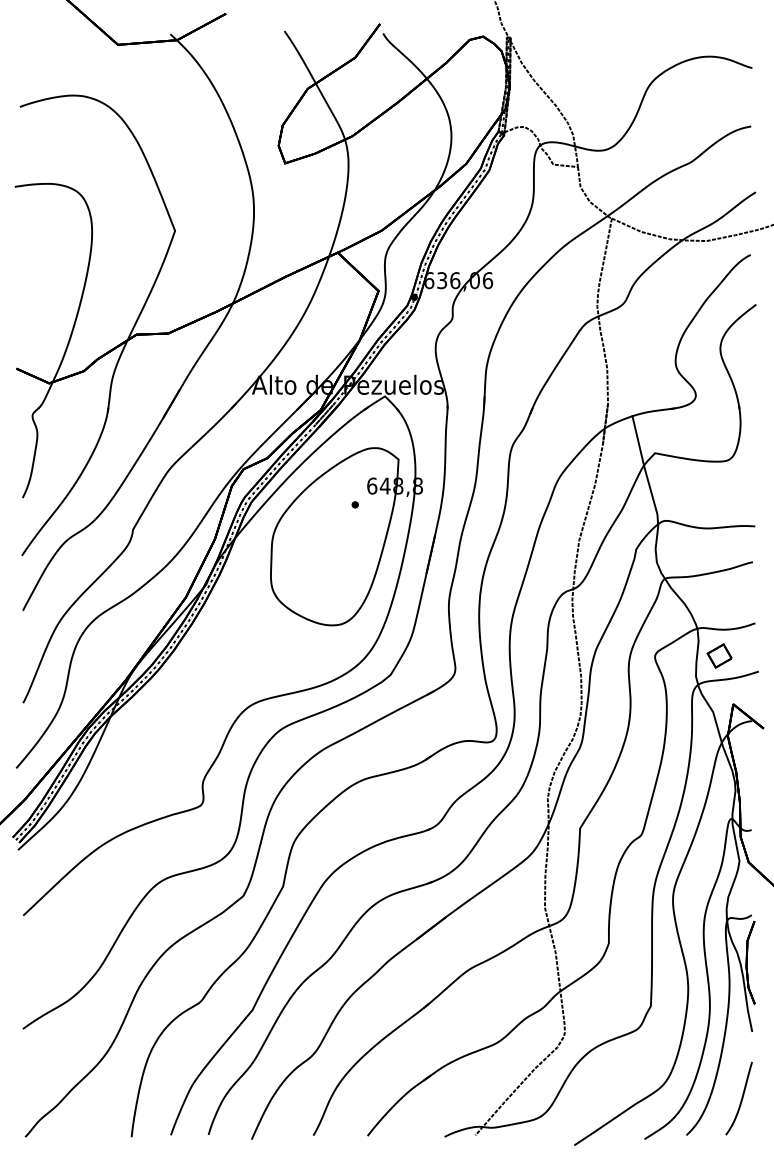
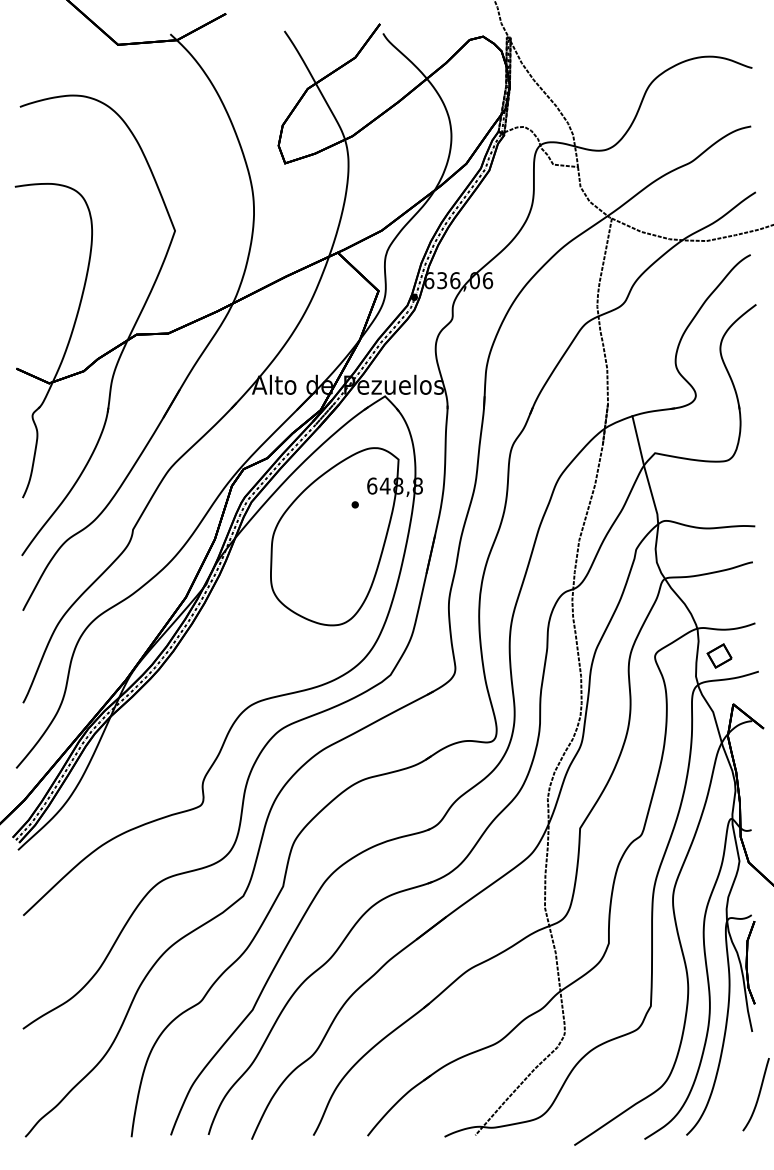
curve position: (740, 1100) -> (757, 1096) (757, 1096)
